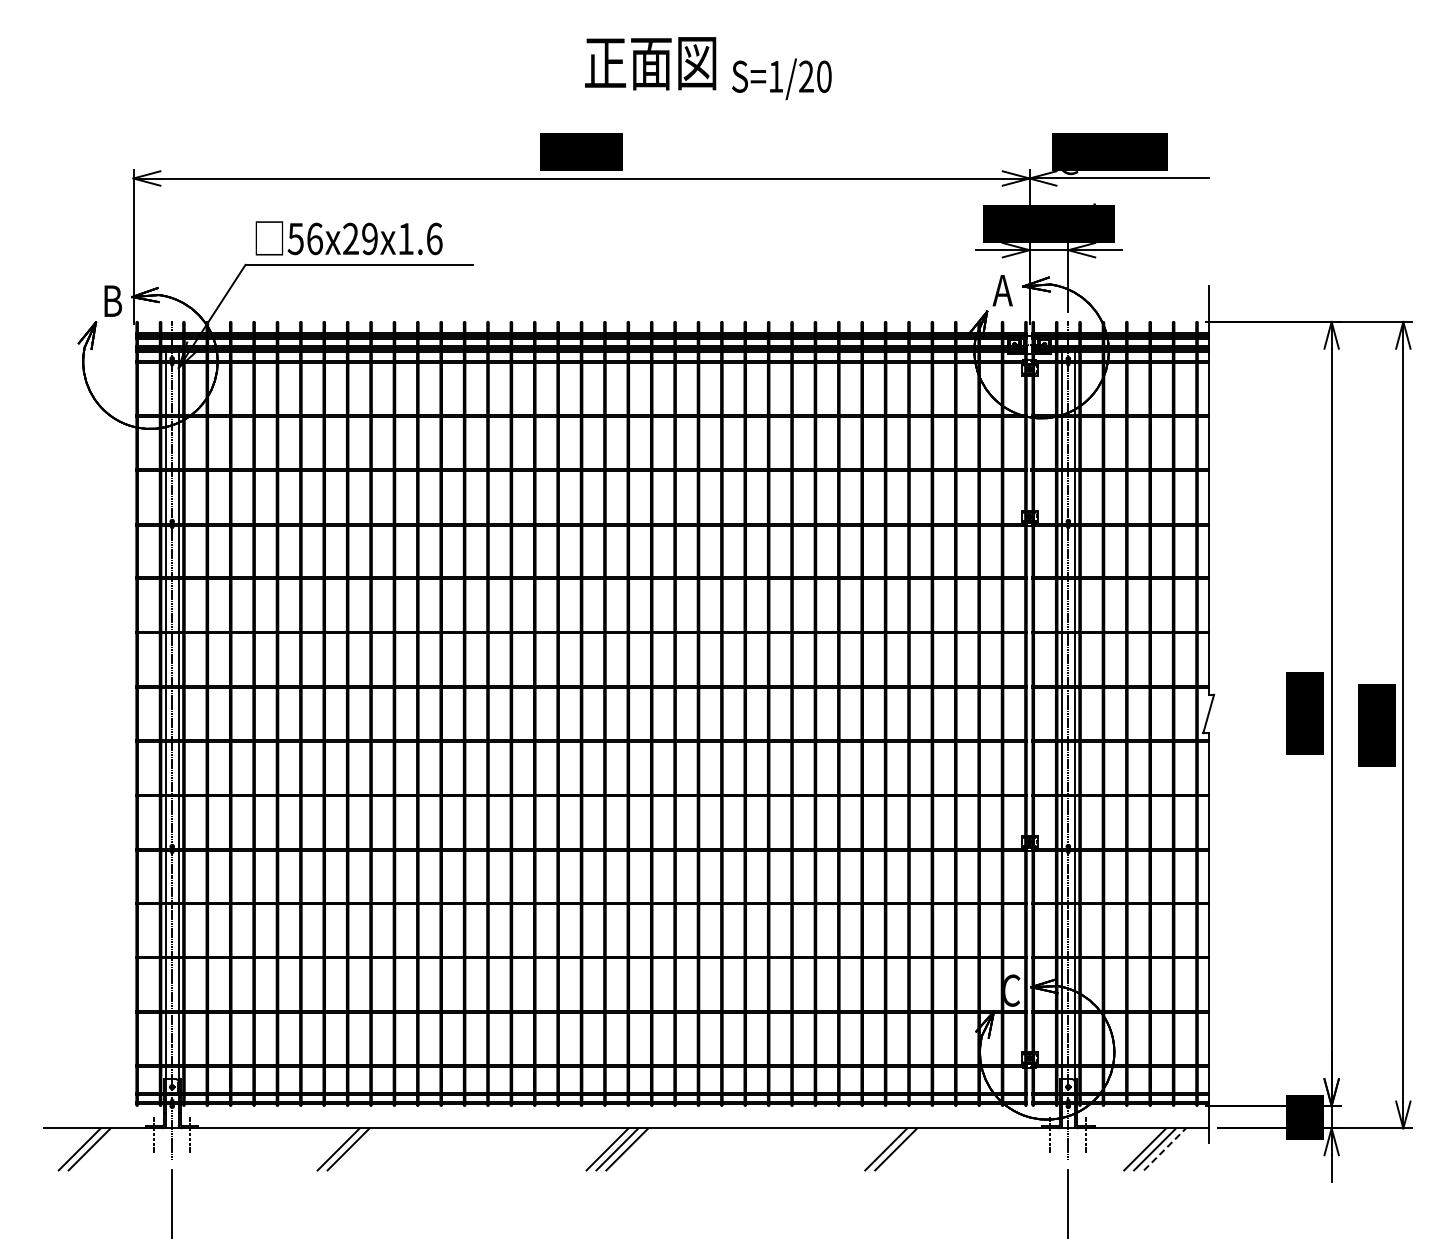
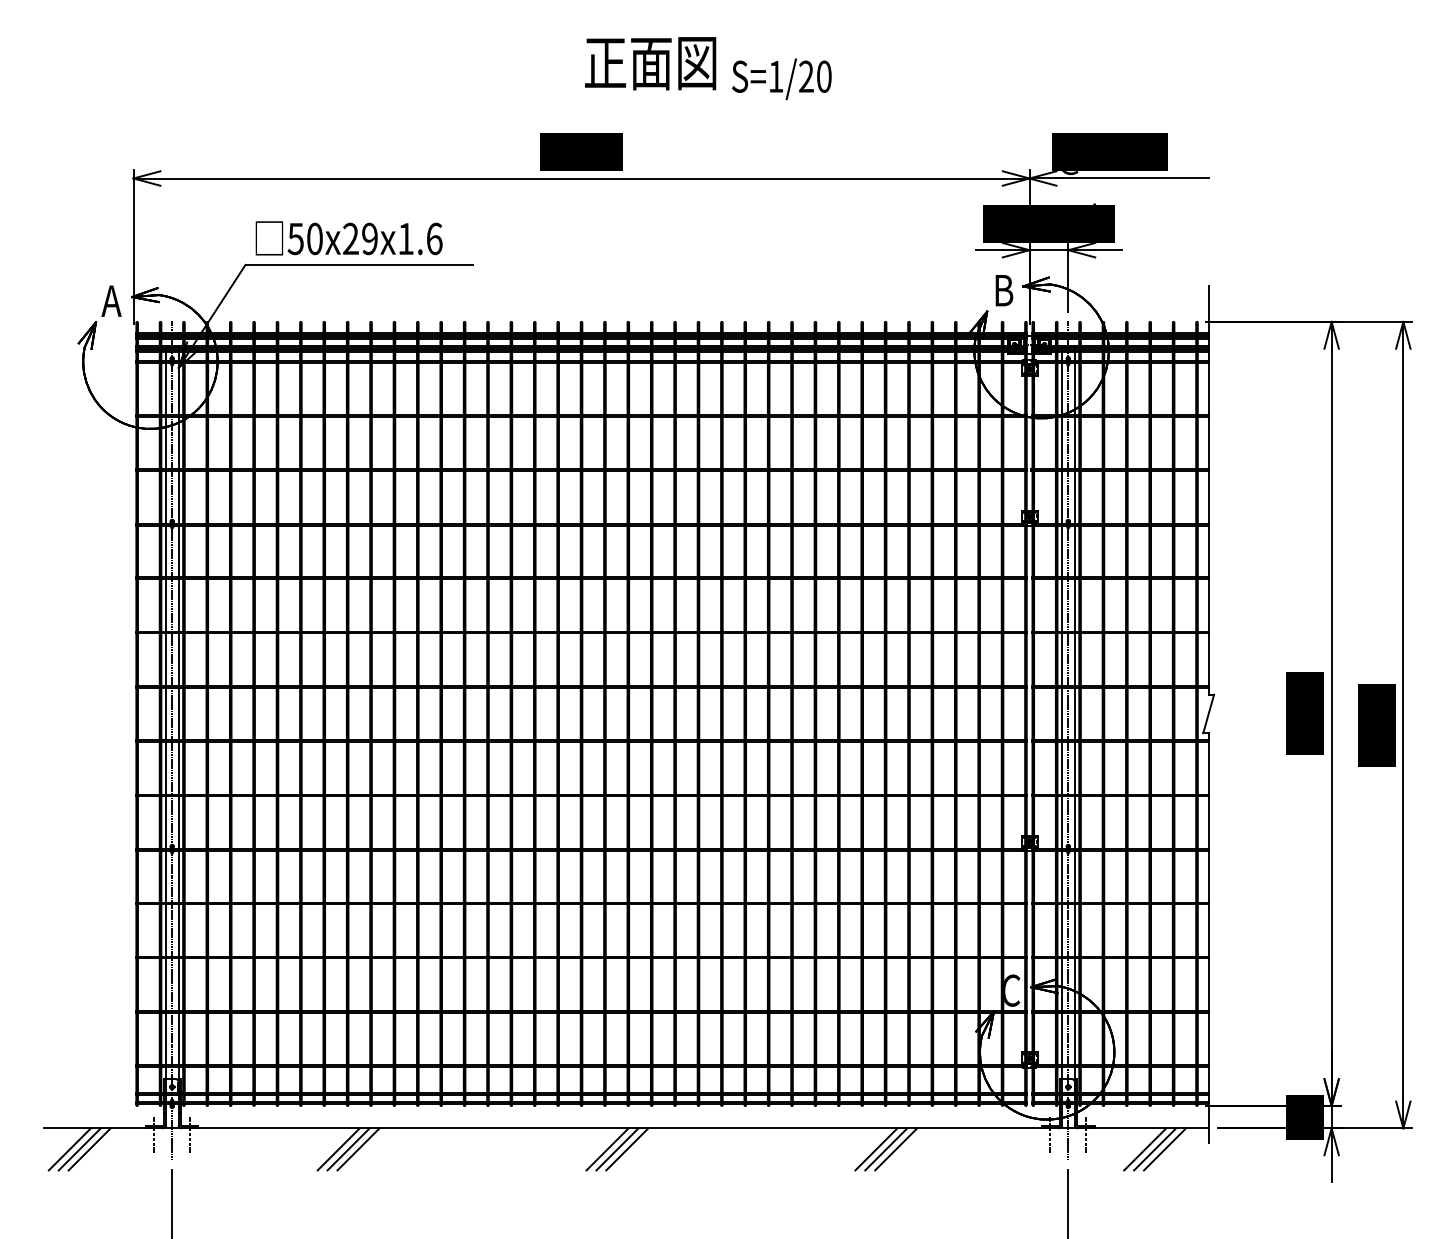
text: 56x29x1.6 -> 50x29x1.6 (314, 238)
text: A -> B (1002, 290)
text: B -> A (111, 300)
line: none -> present (69, 1149)
line: none -> present (358, 1149)
line: none -> present (876, 1149)
line: dashed -> solid (1165, 1149)
